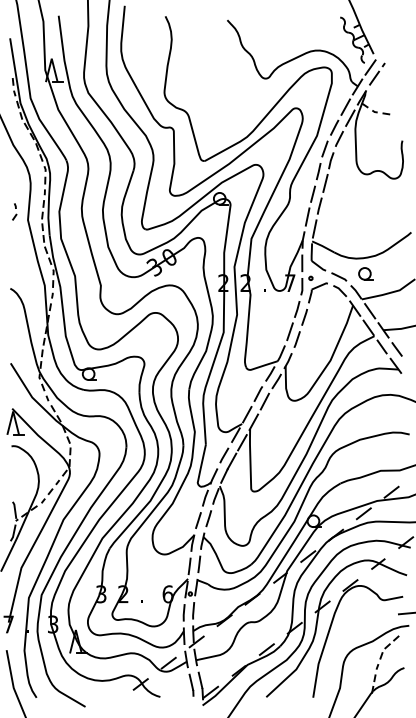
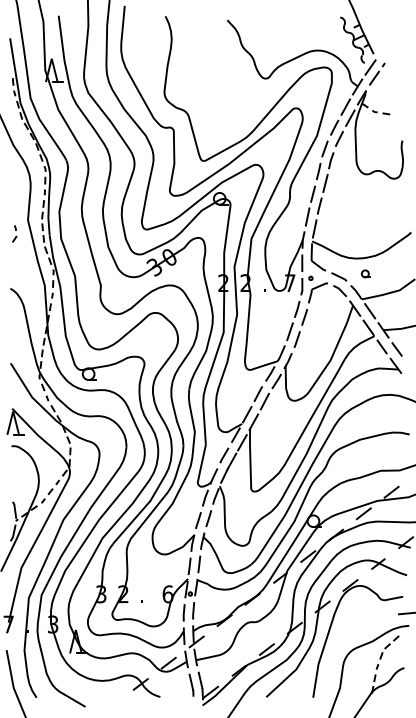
part position: (14, 211) -> (14, 233) (14, 233)
part size: 16x14 px -> 10x10 px (365, 273)
